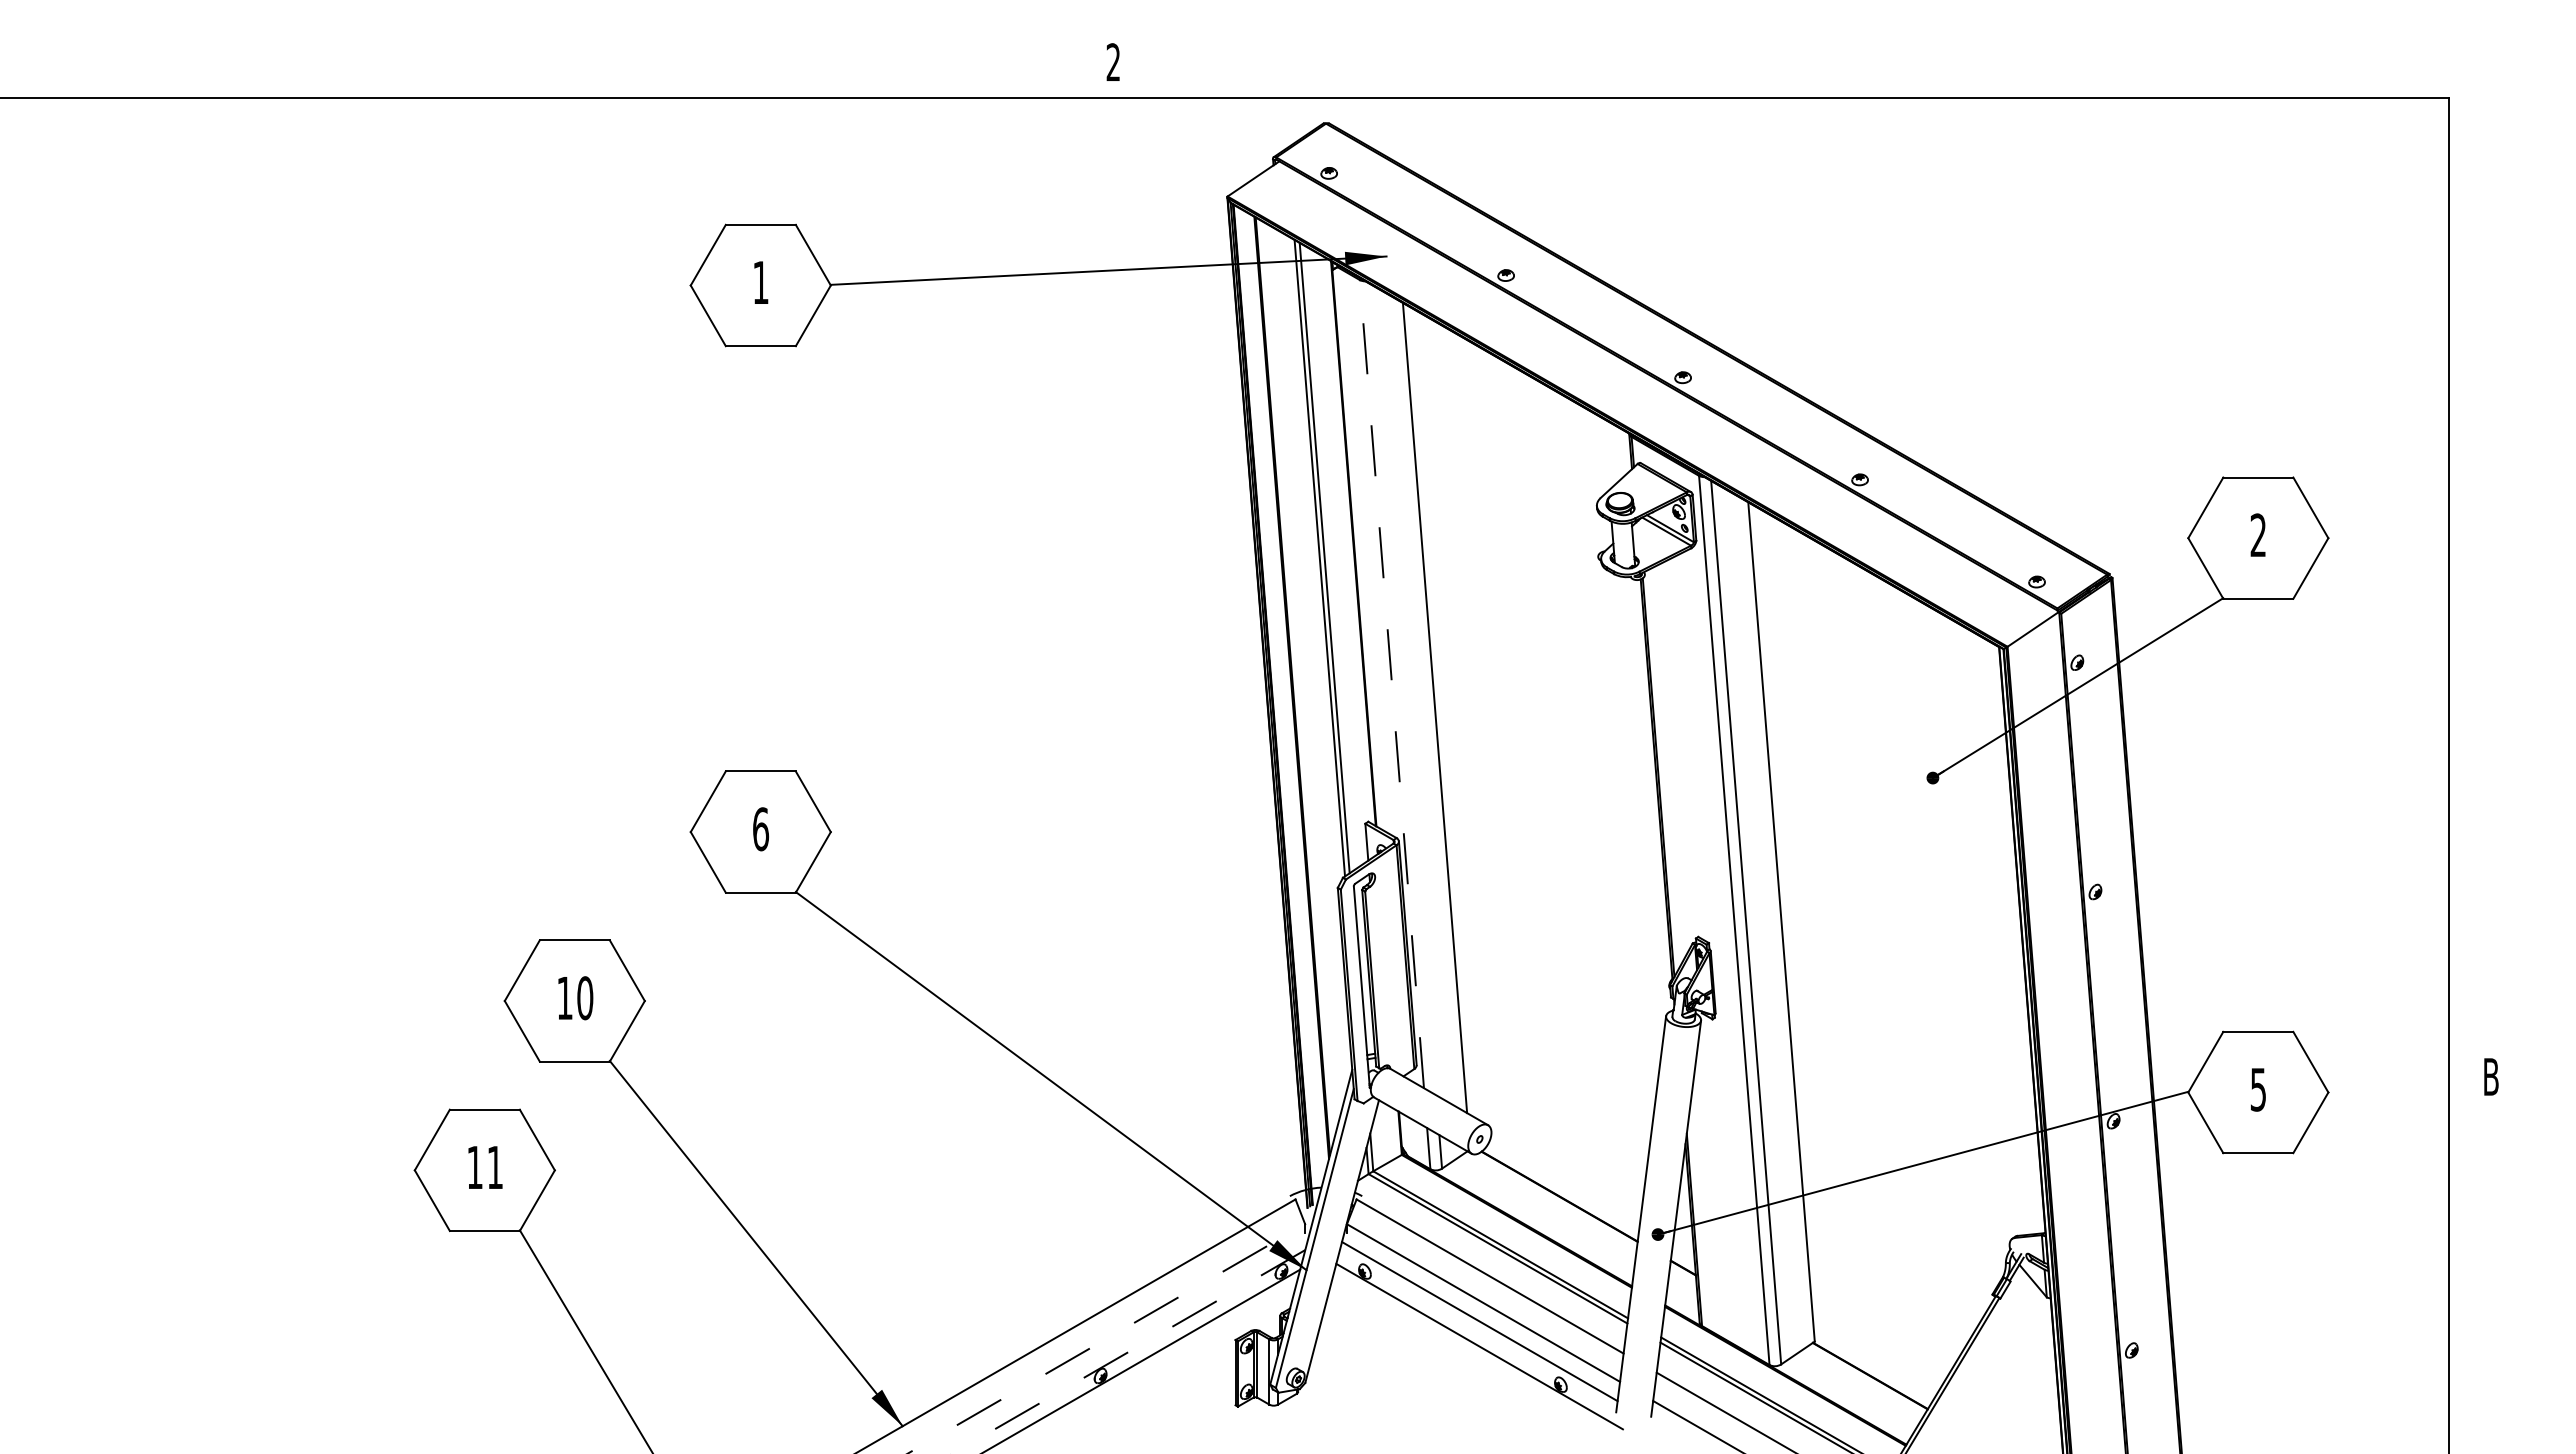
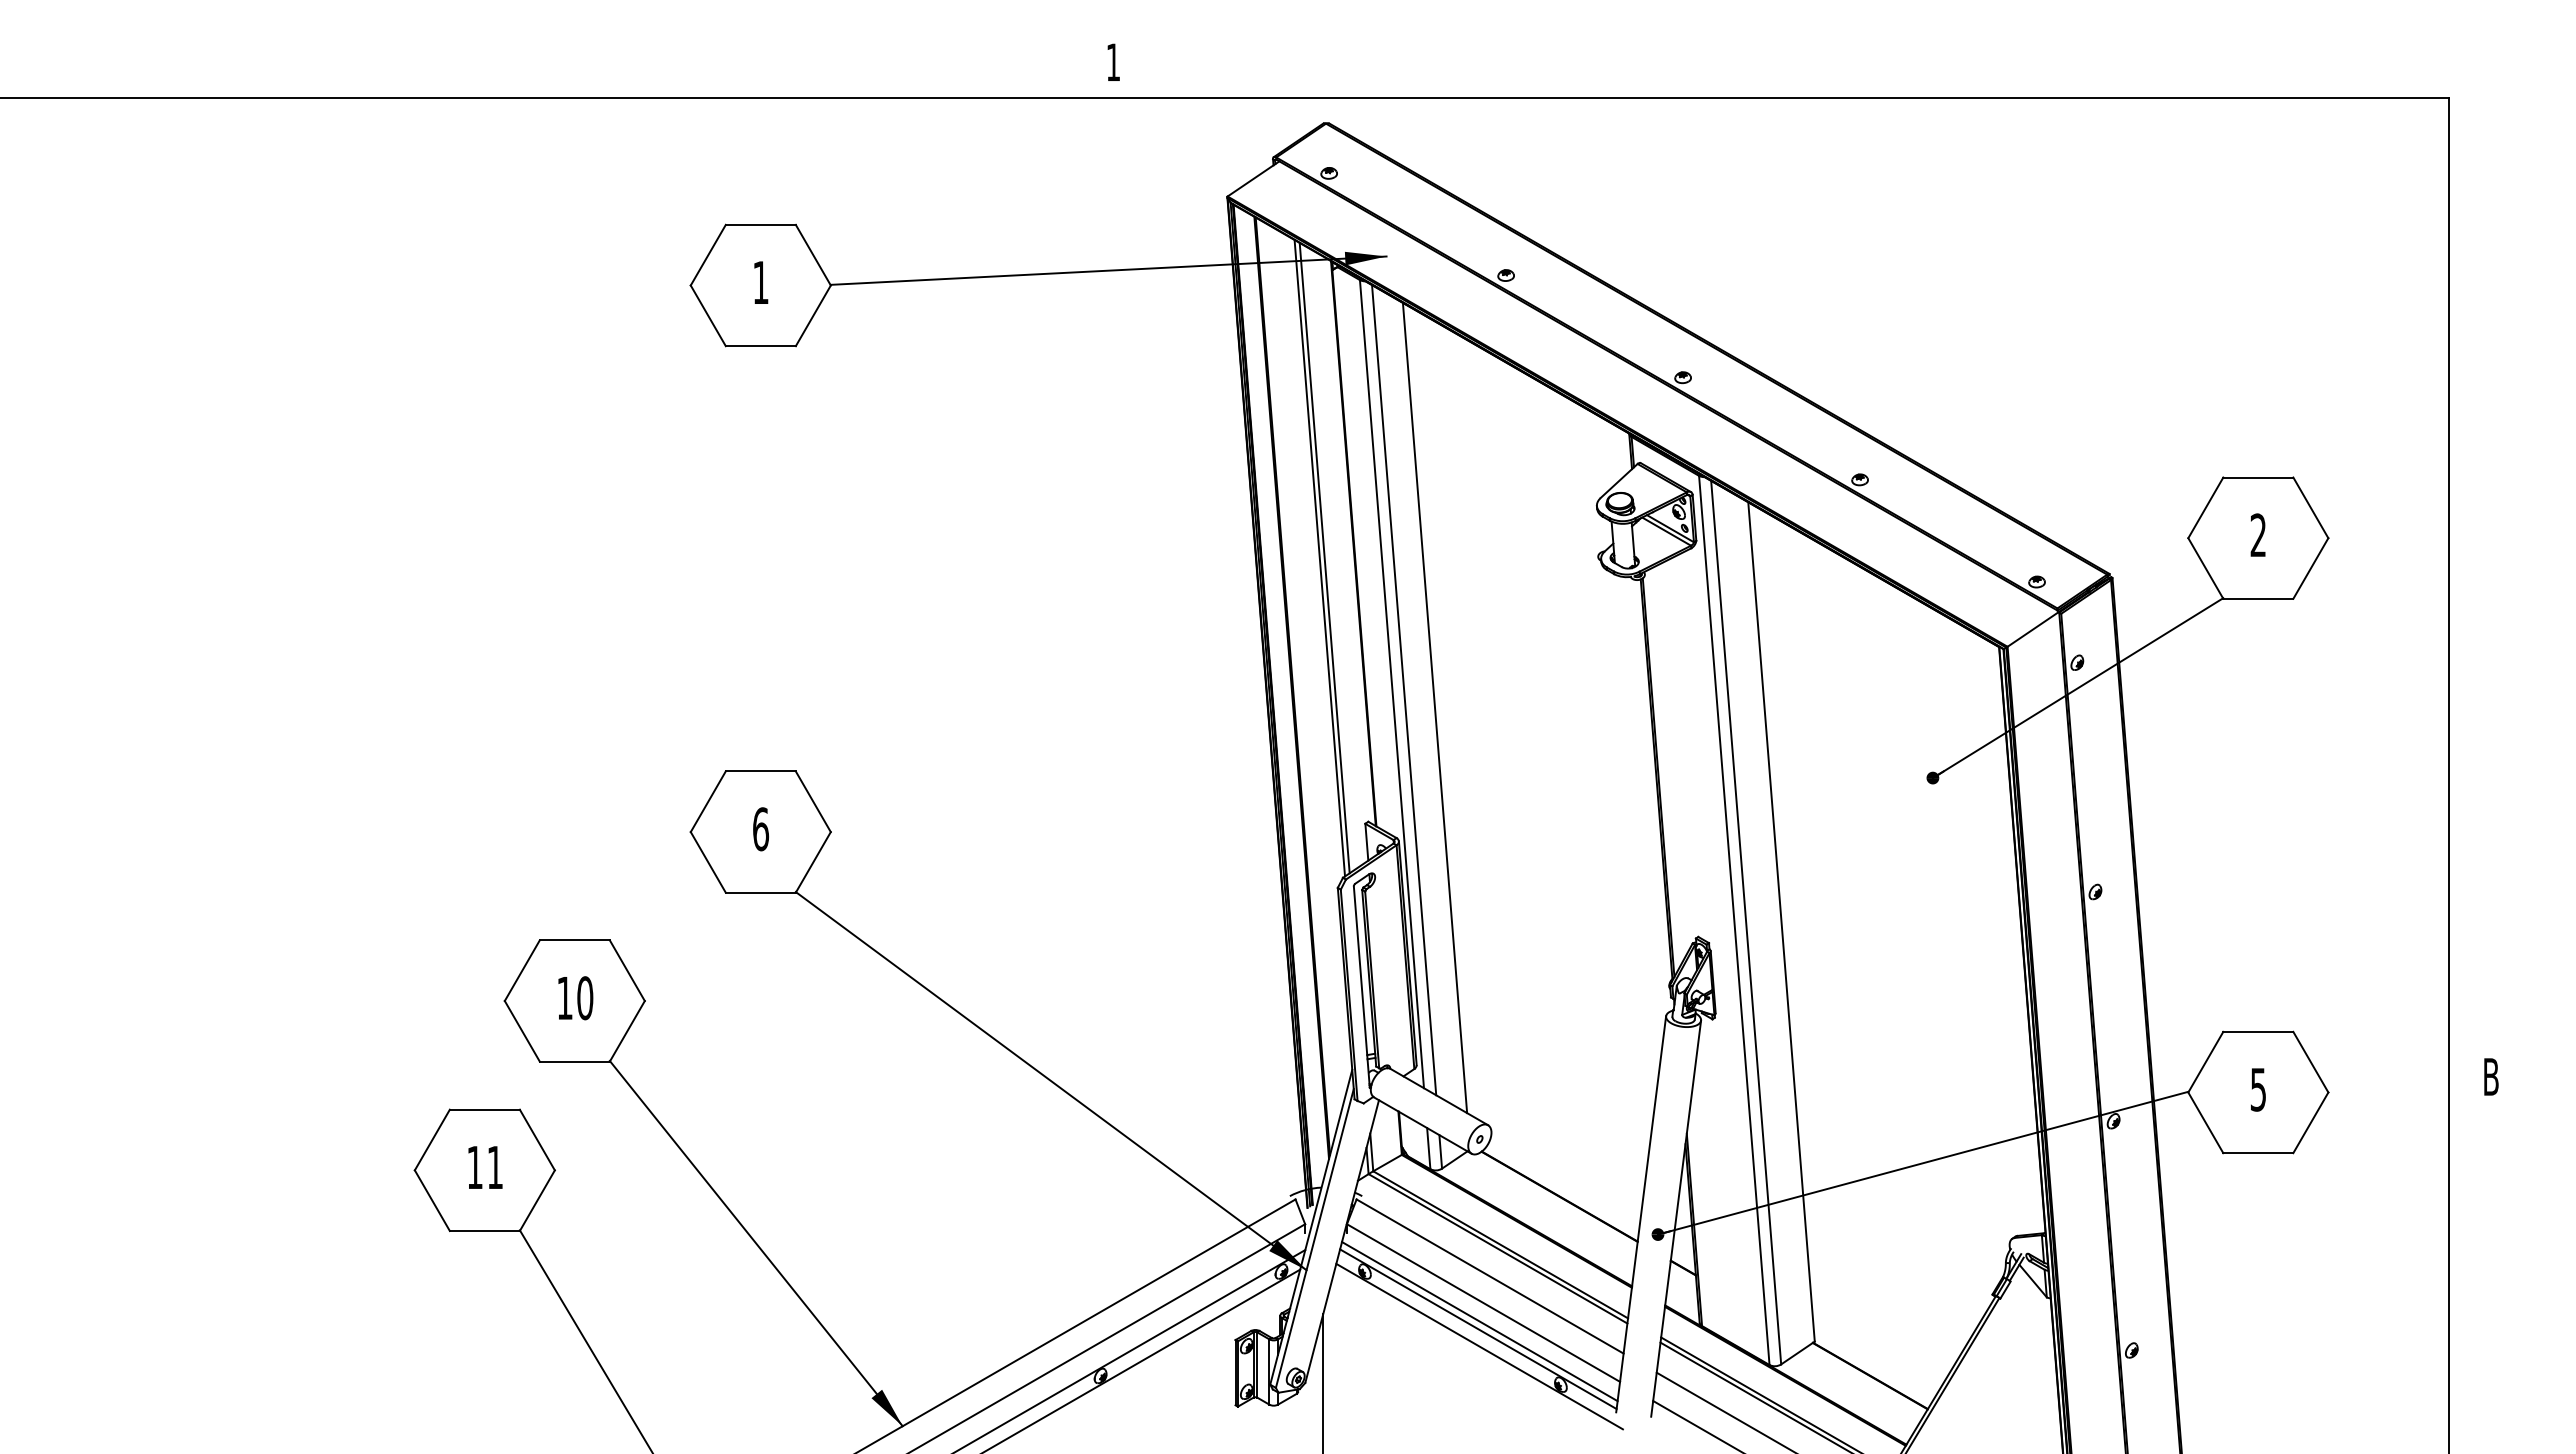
text: 2 -> 1 (1112, 61)
line: dashed -> solid (1391, 683)
line: none -> present (1404, 690)
line: none -> present (1478, 1329)
line: dashed -> solid (1106, 1338)
line: dashed -> solid (1128, 1352)
line: none -> present (1323, 1382)
